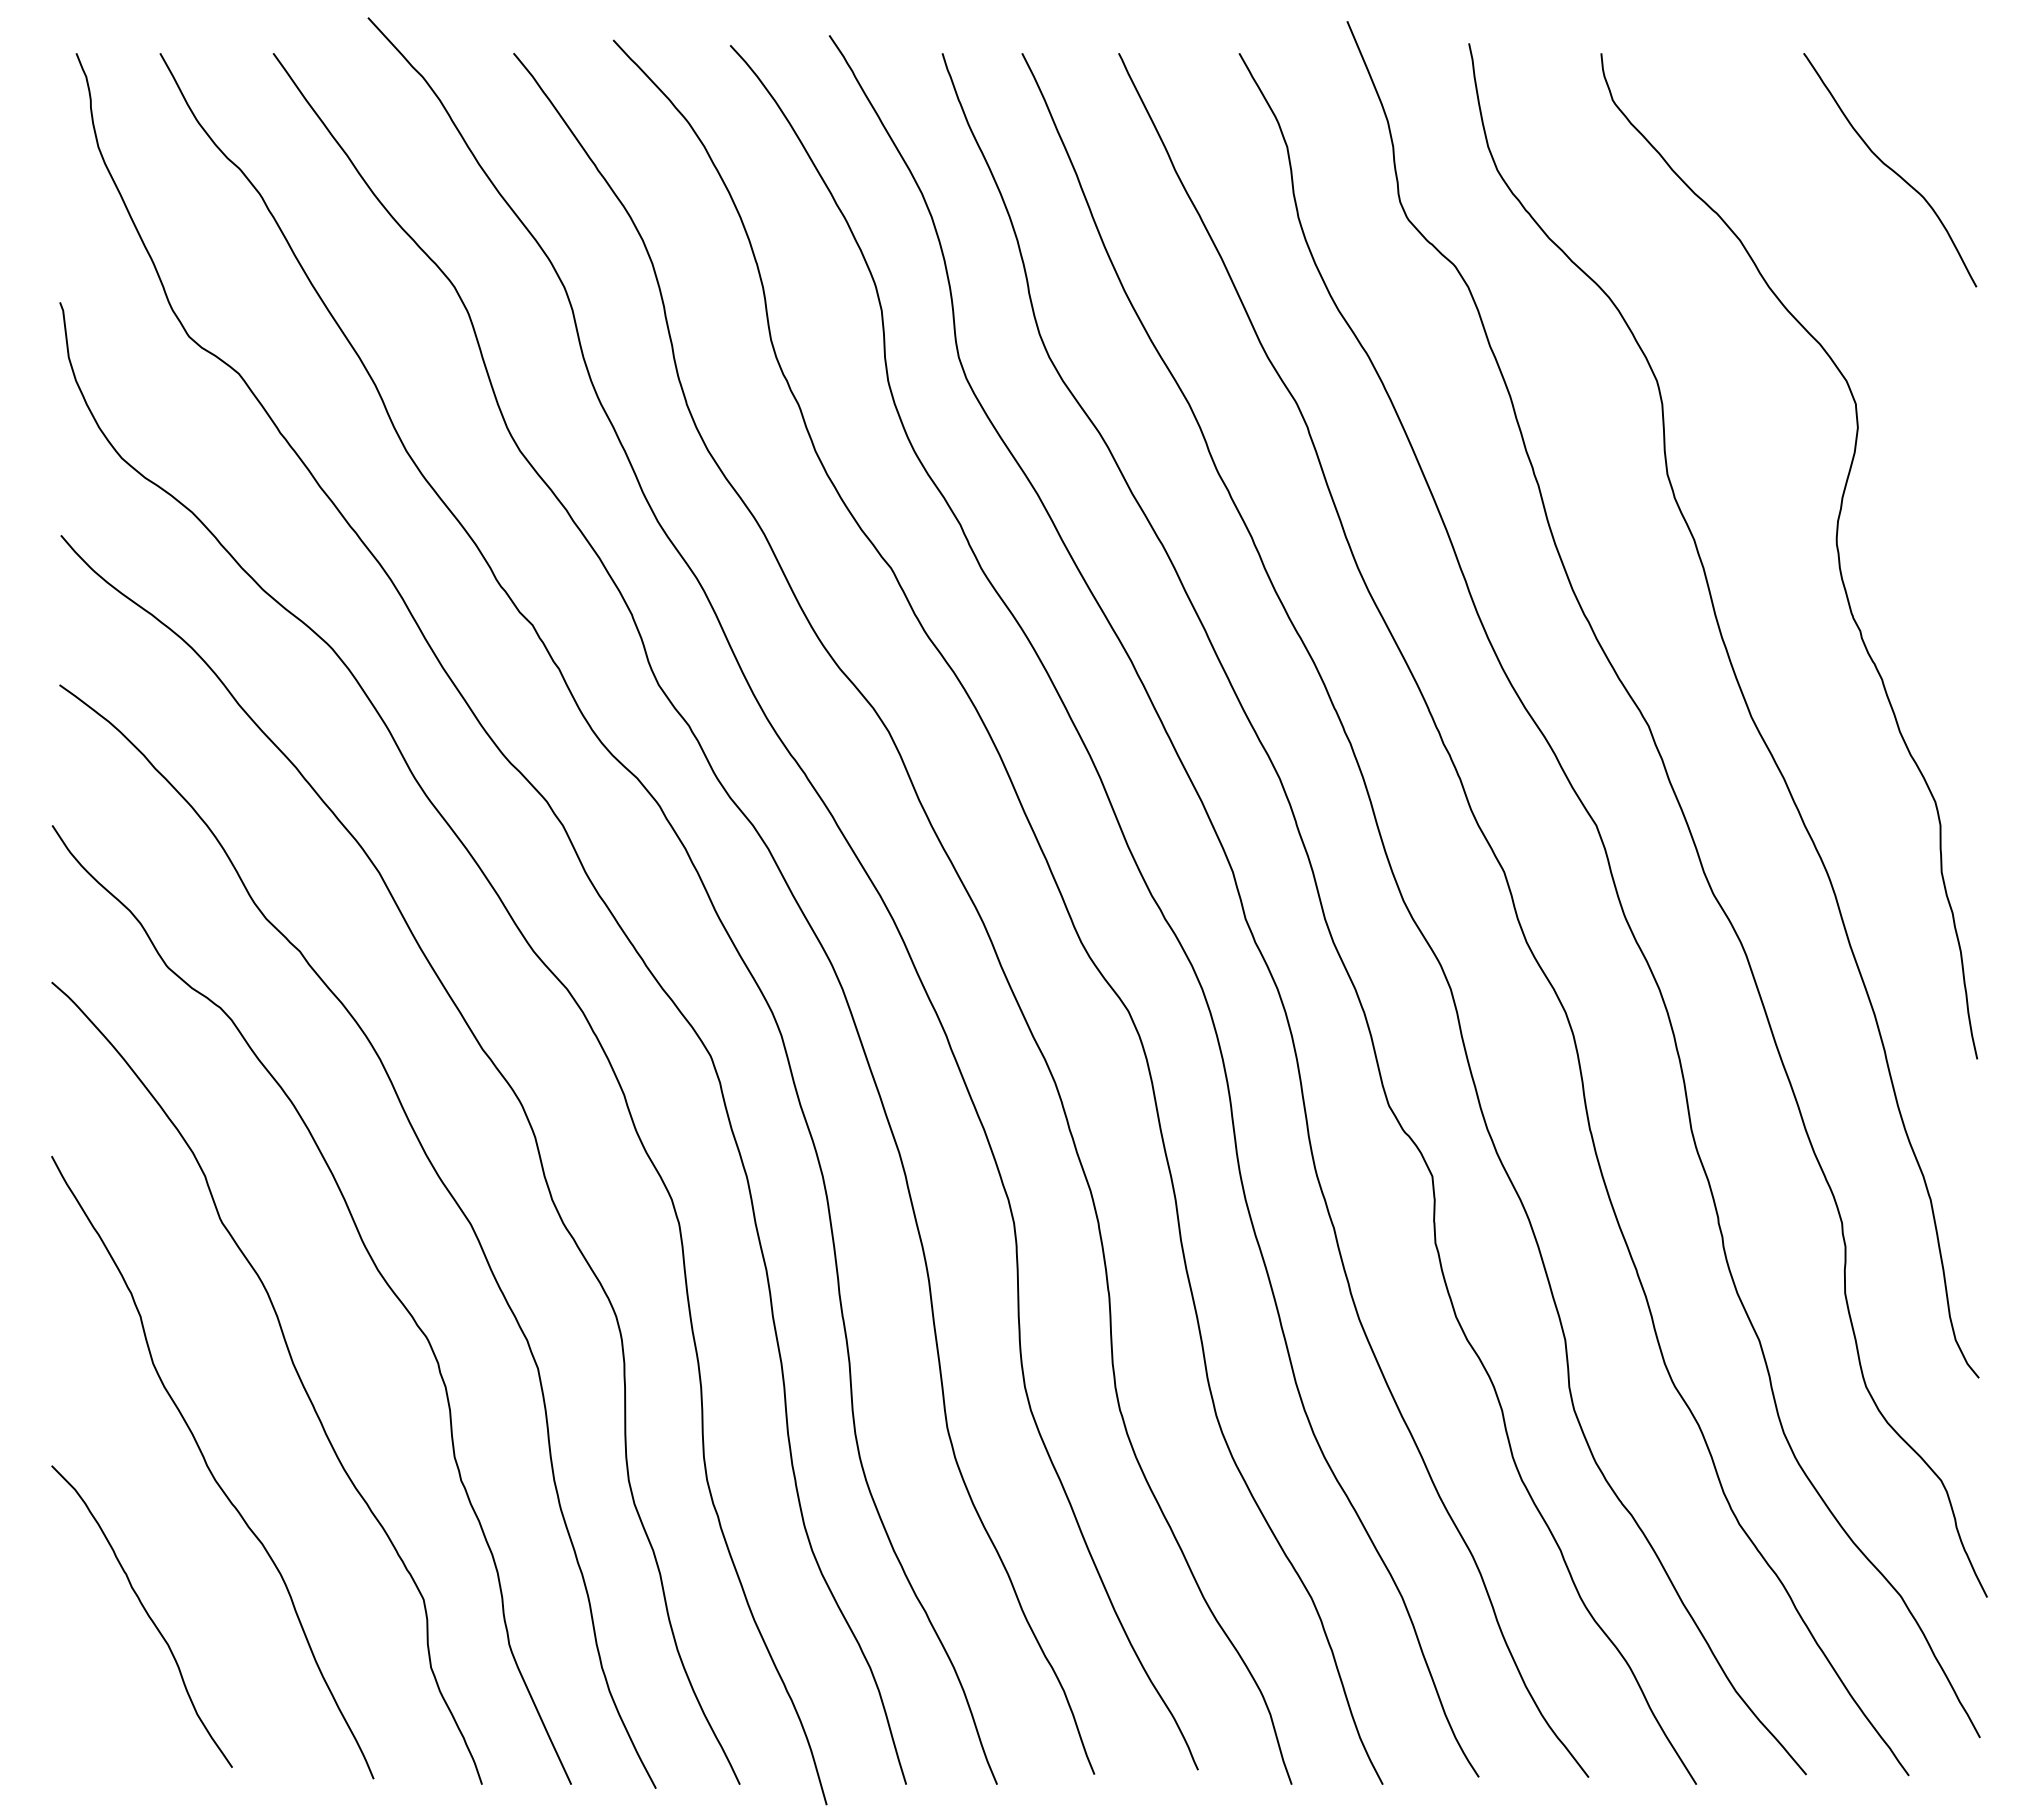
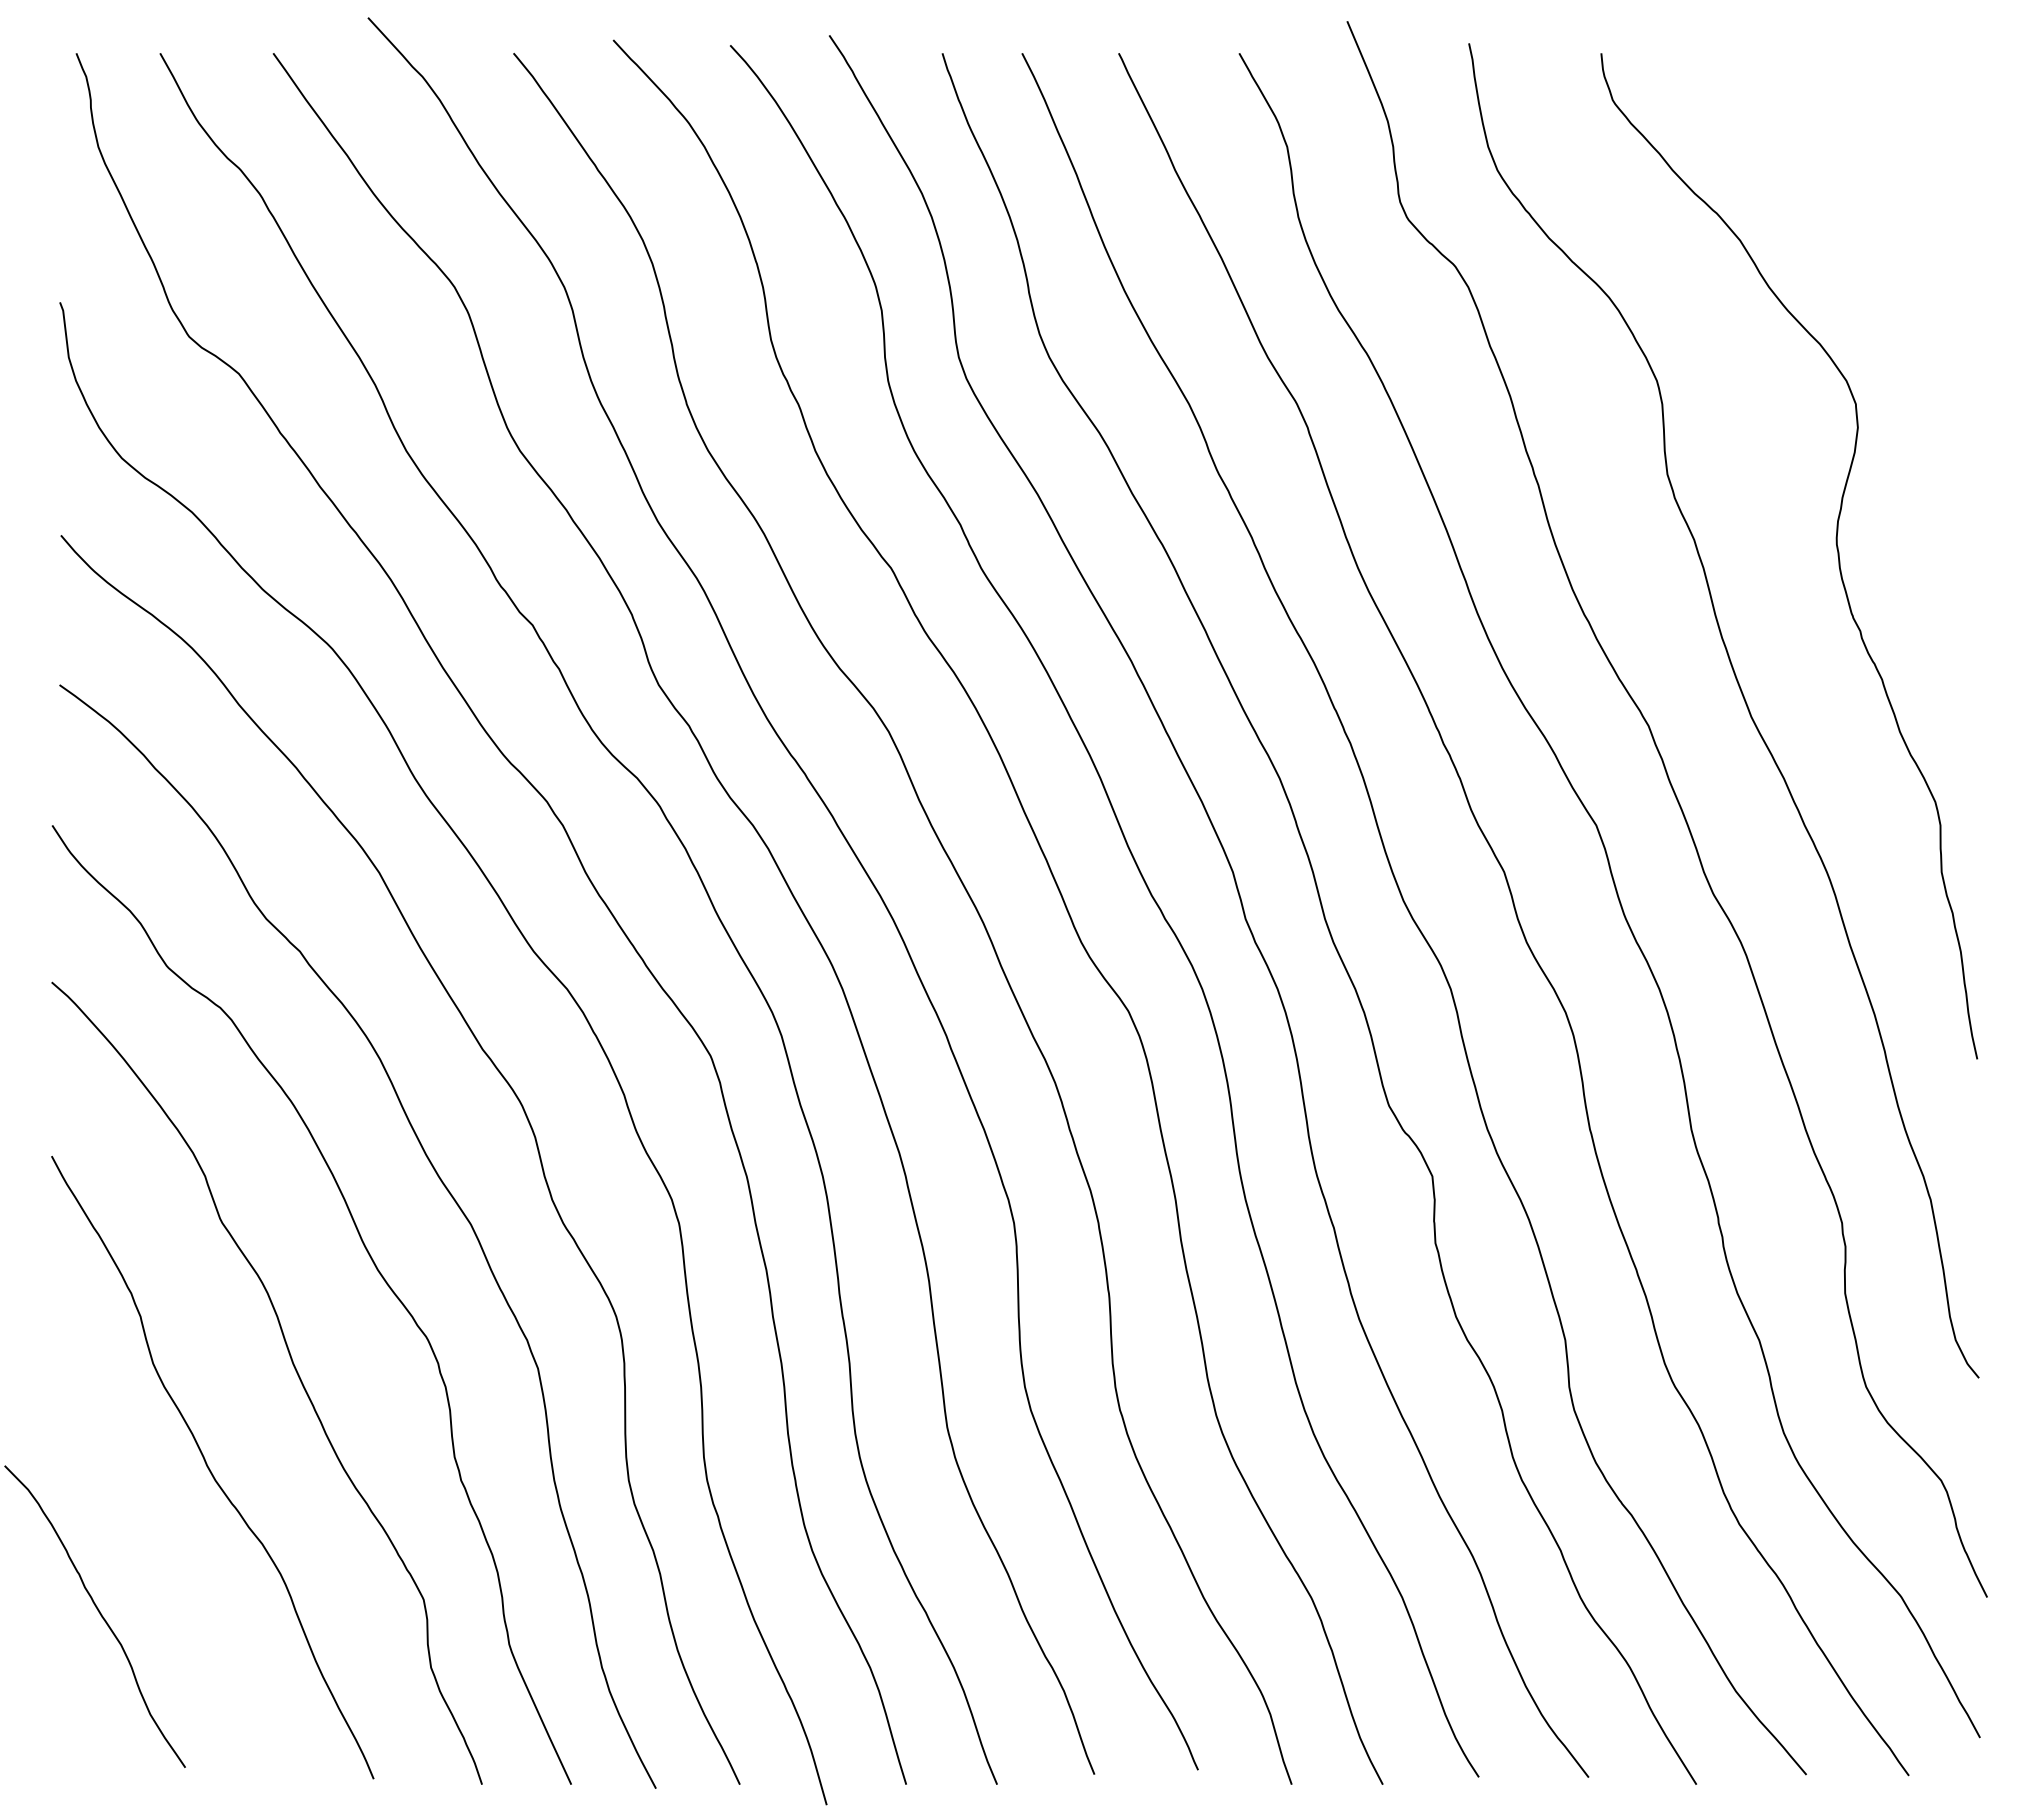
curve: present -> none (1890, 169)
curve position: (146, 1614) -> (99, 1614) (99, 1614)
